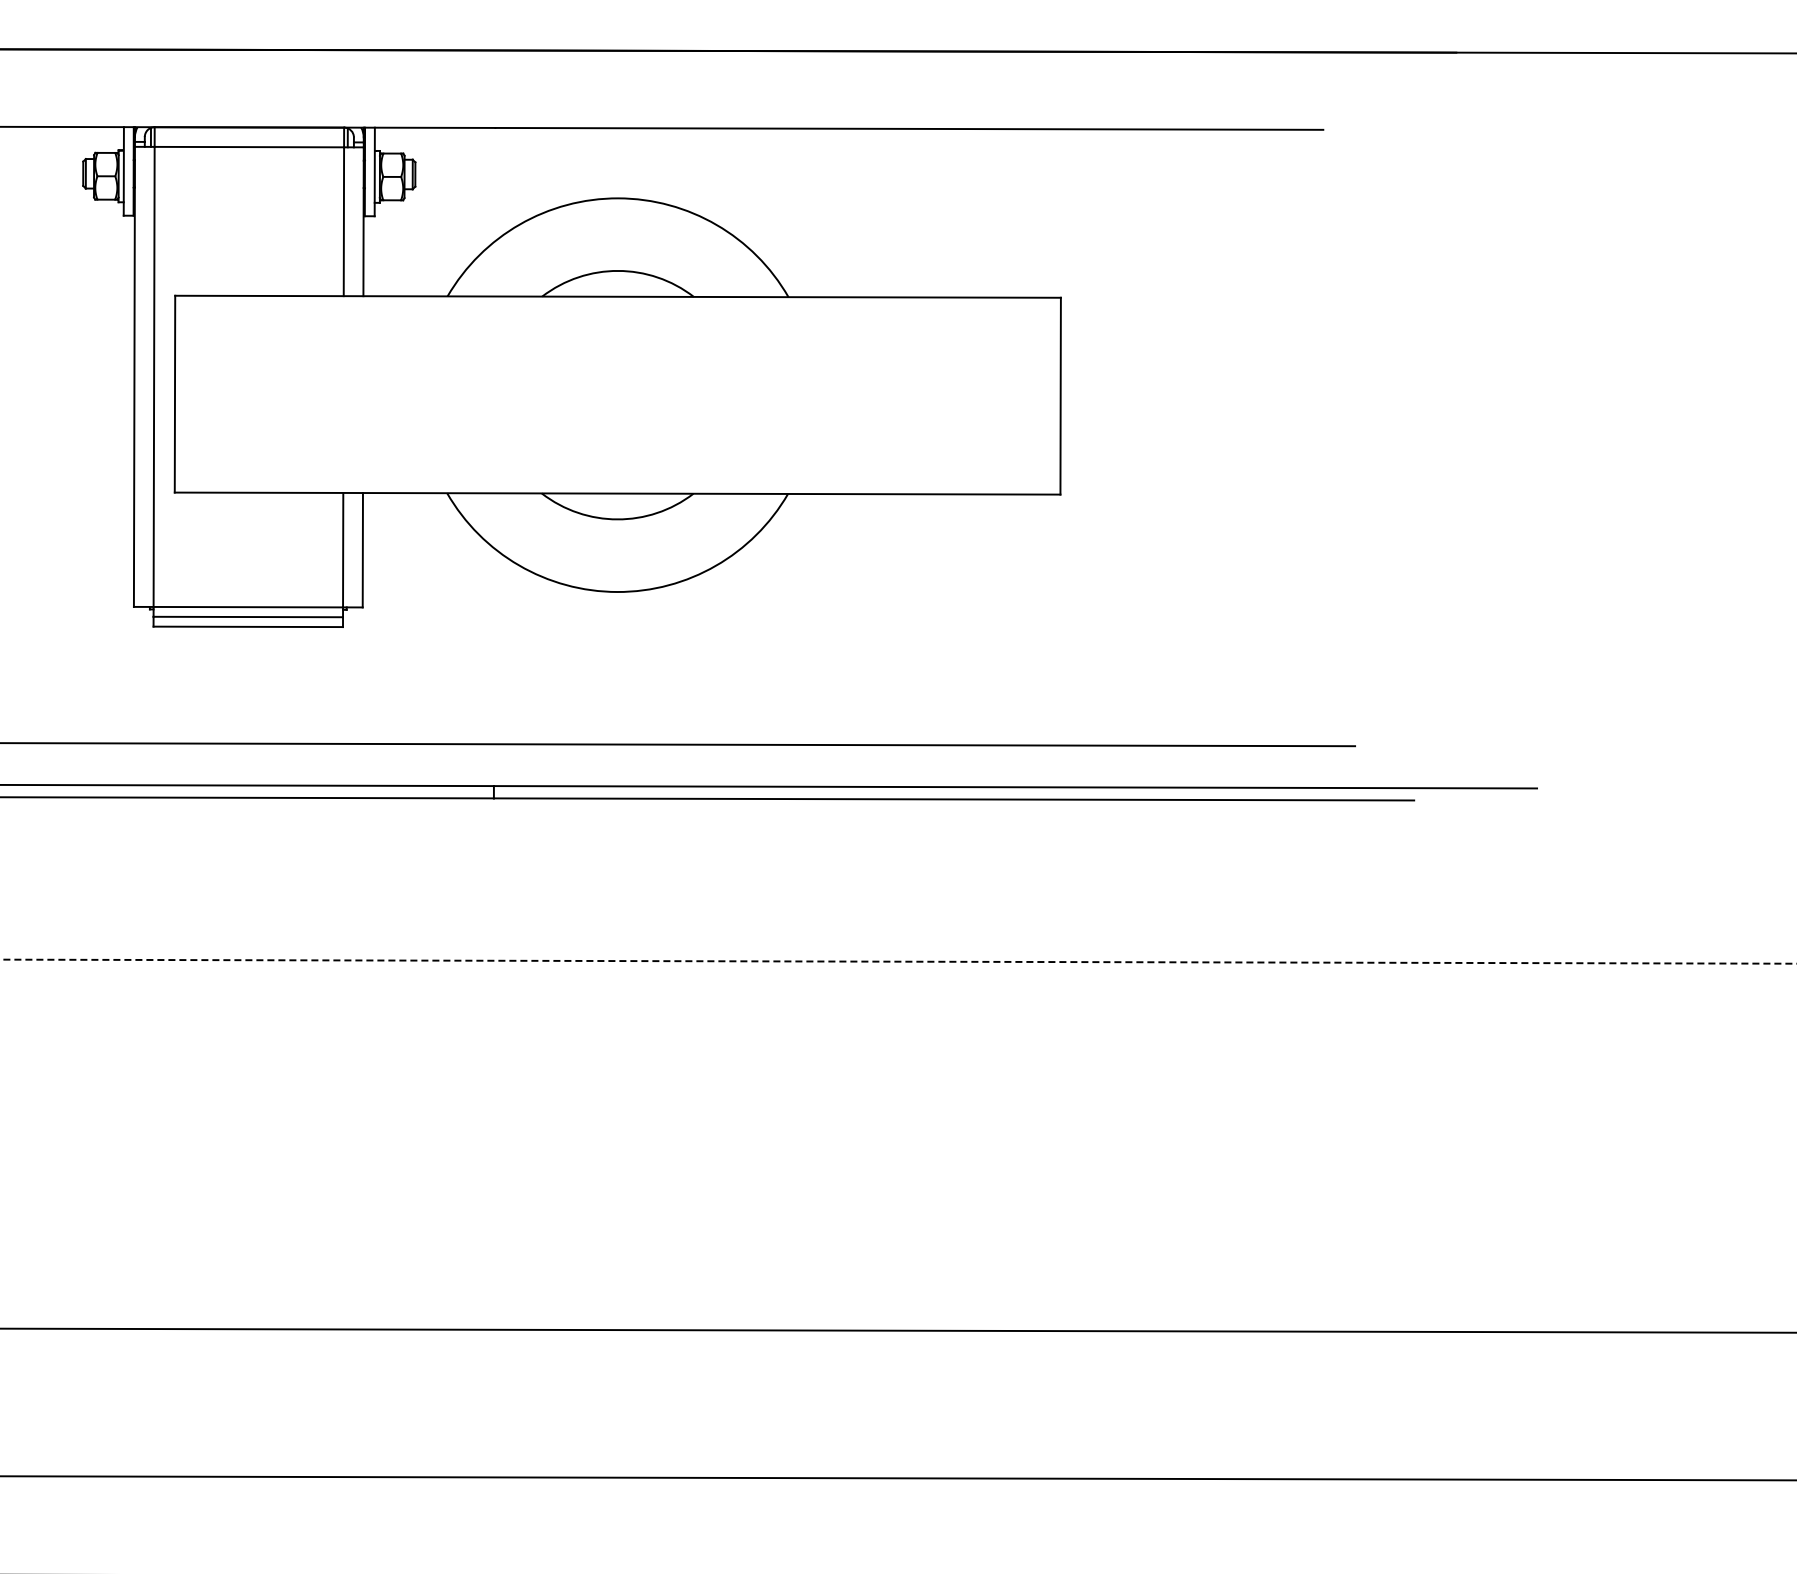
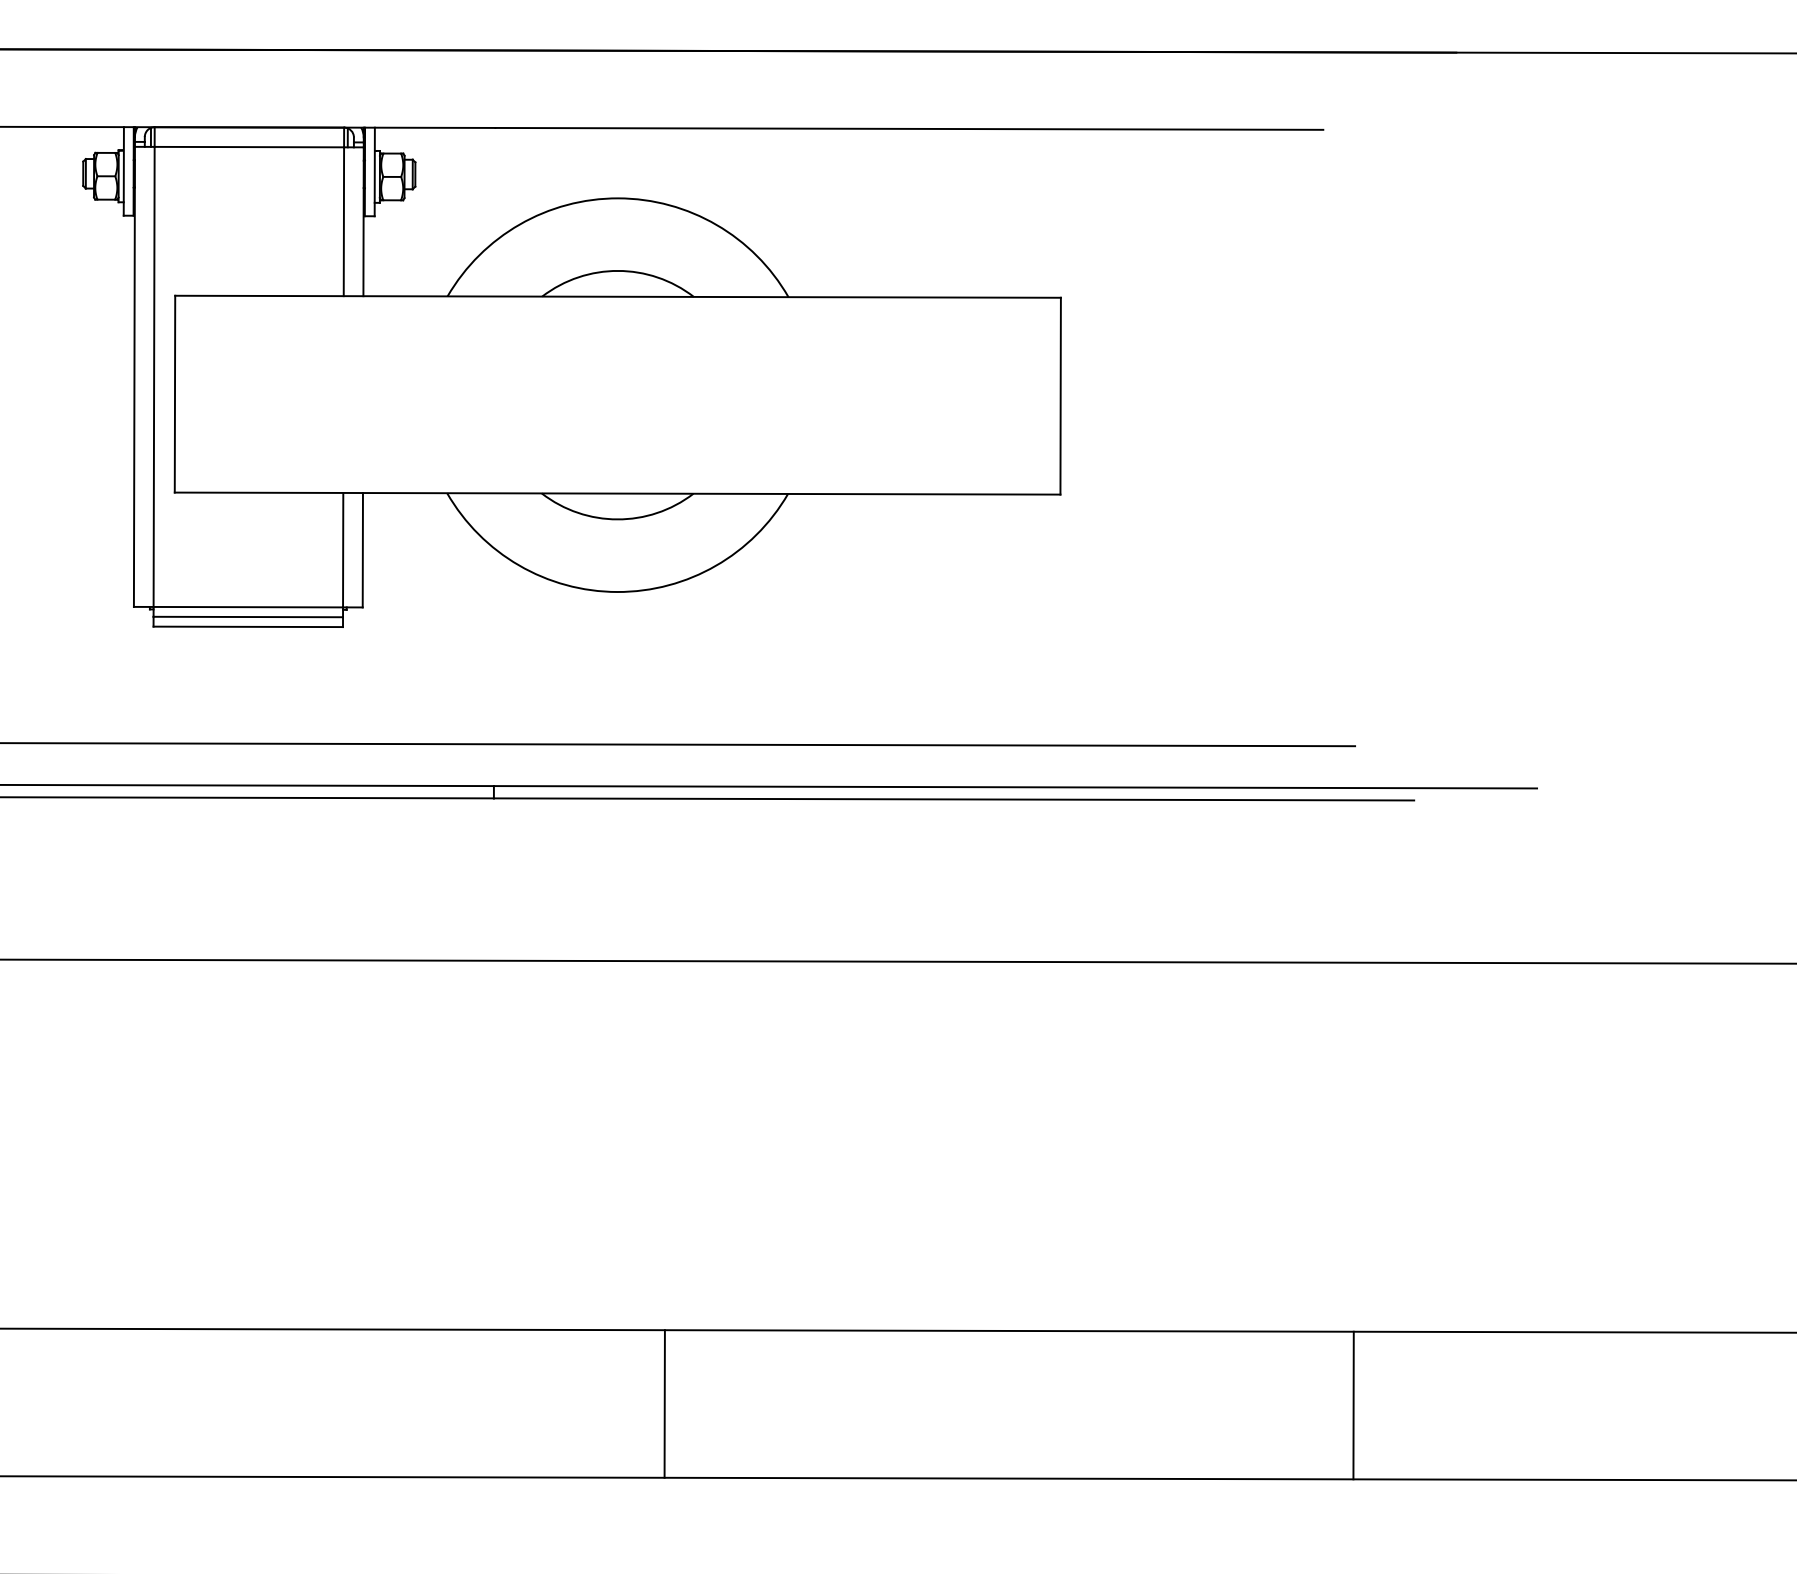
line: dashed -> solid (899, 961)
line: none -> present (664, 1403)
line: none -> present (1353, 1405)
